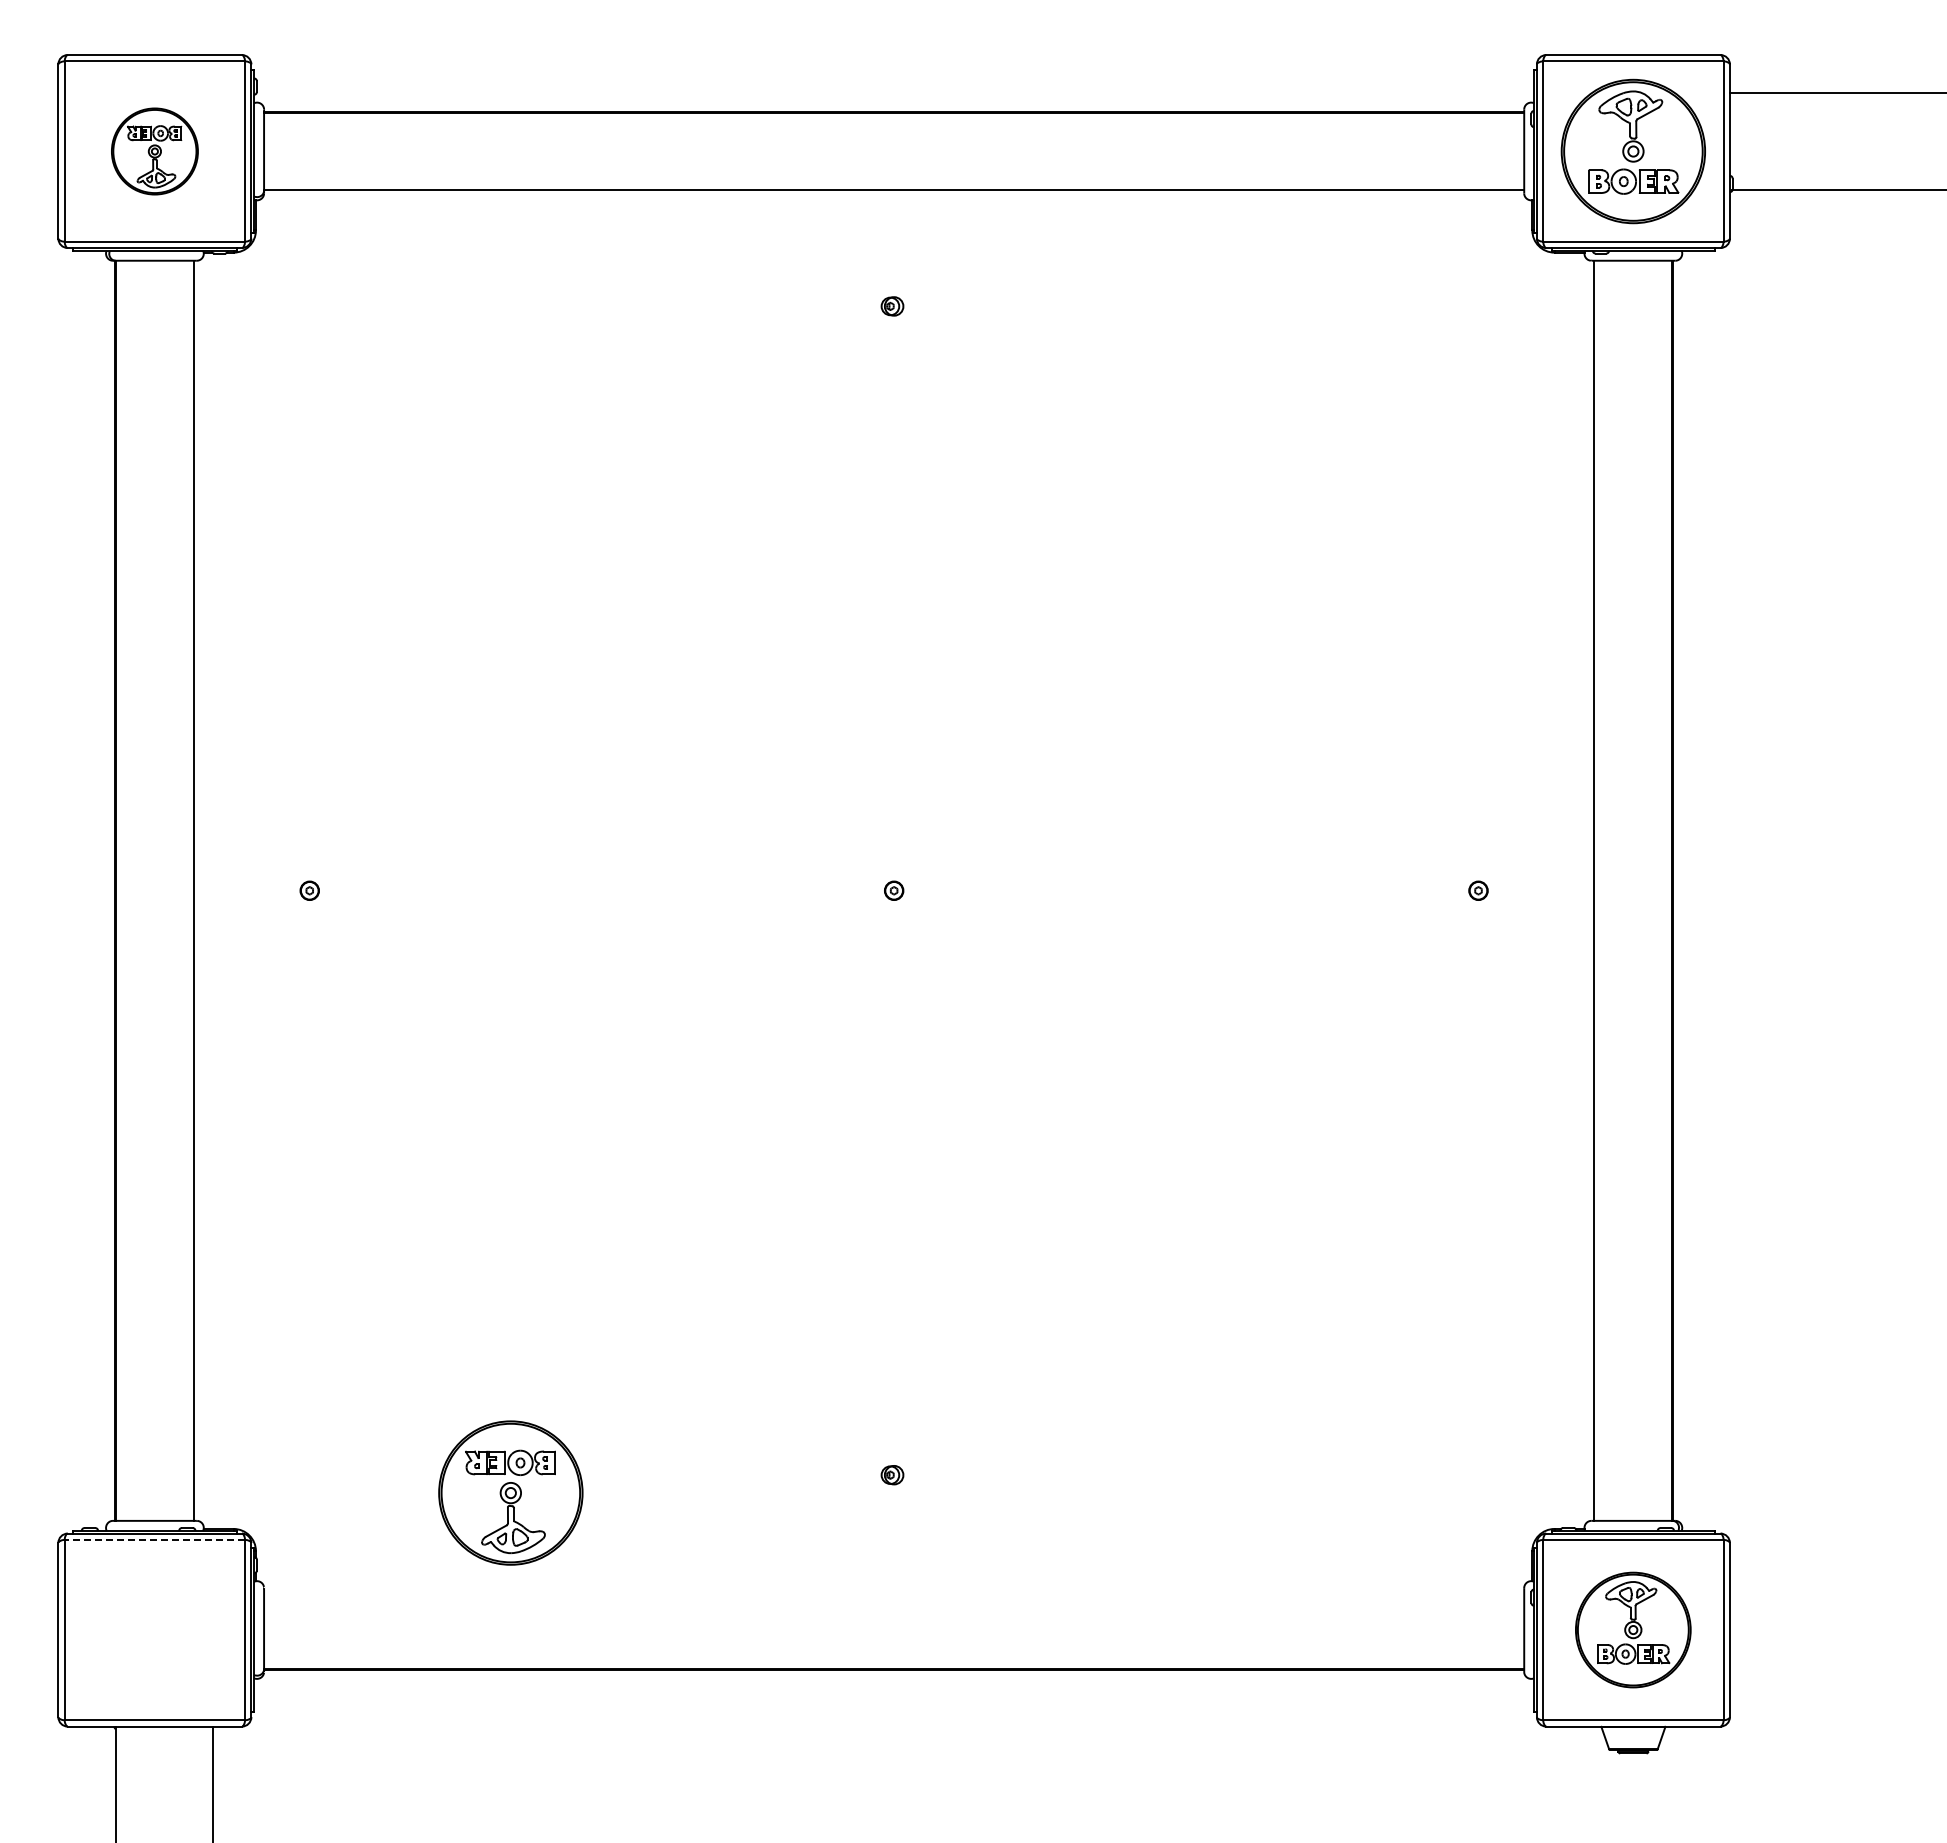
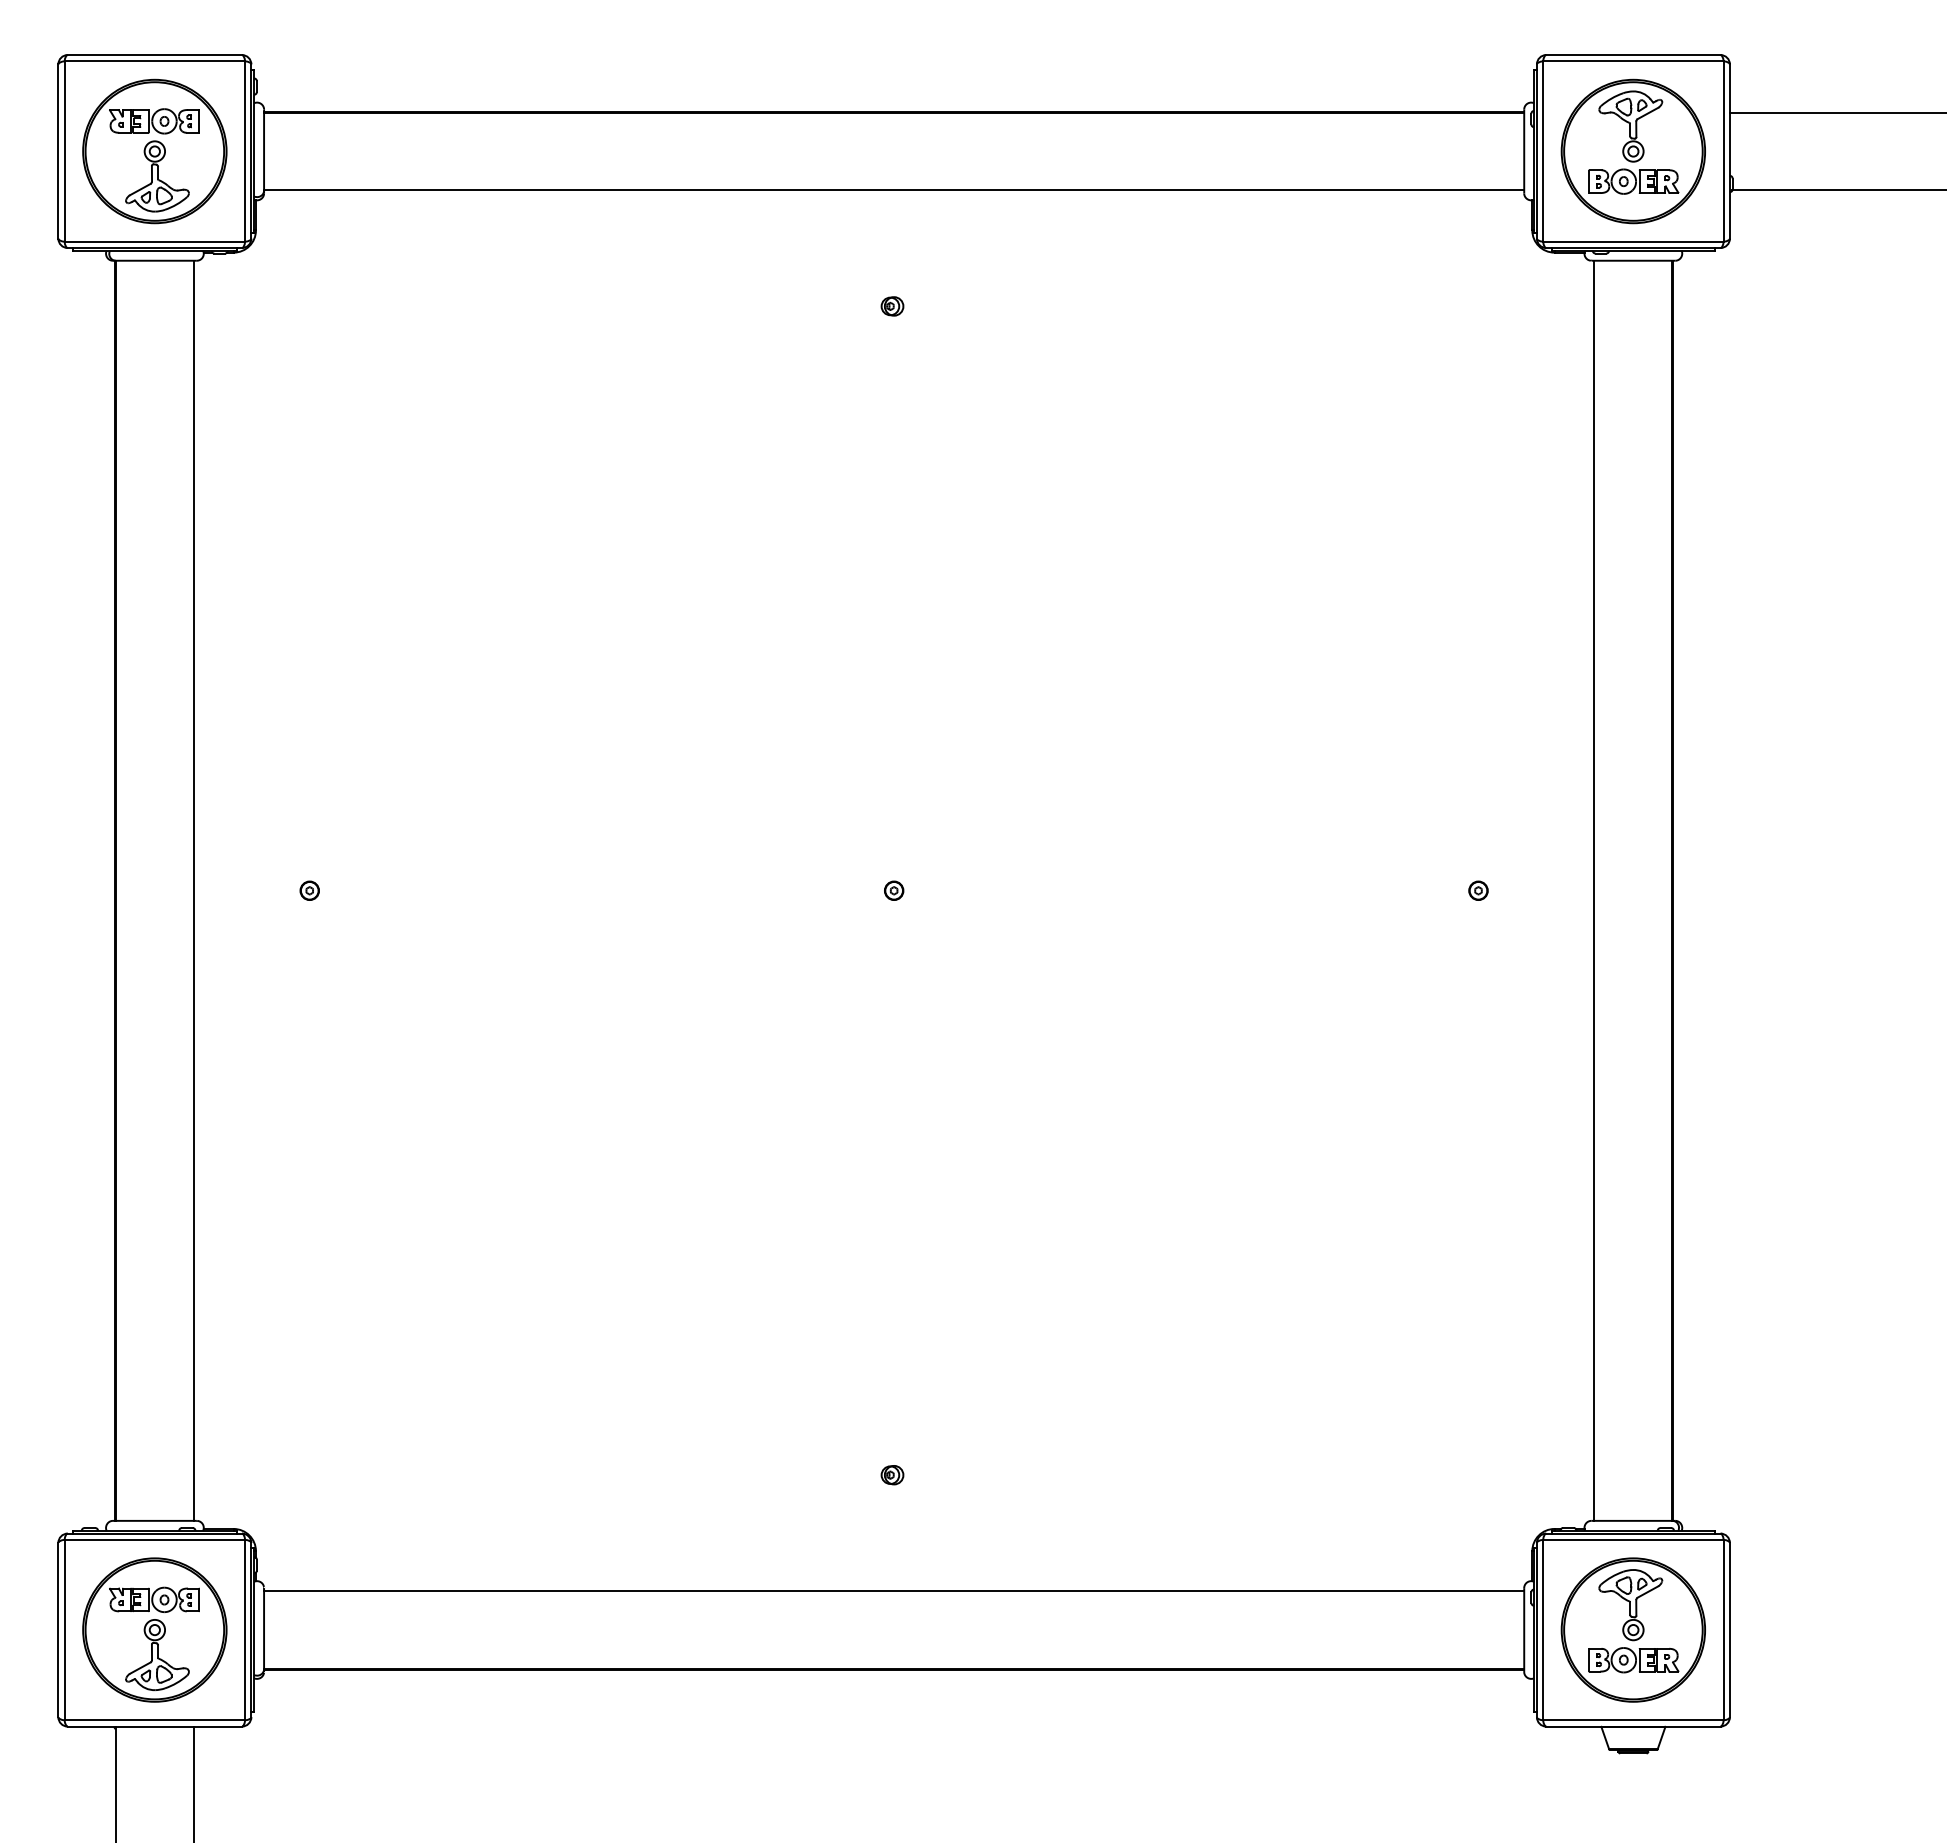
line position: (1836, 92) -> (1836, 112) (1836, 112)
part size: 88x89 px -> 146x147 px (154, 151)
part position: (510, 1492) -> (154, 1629) (154, 1629)
line: dashed -> solid (154, 1539)
line: none -> present (894, 1591)
part size: 117x118 px -> 146x146 px (1632, 1629)
line position: (212, 1782) -> (193, 1782) (193, 1782)
